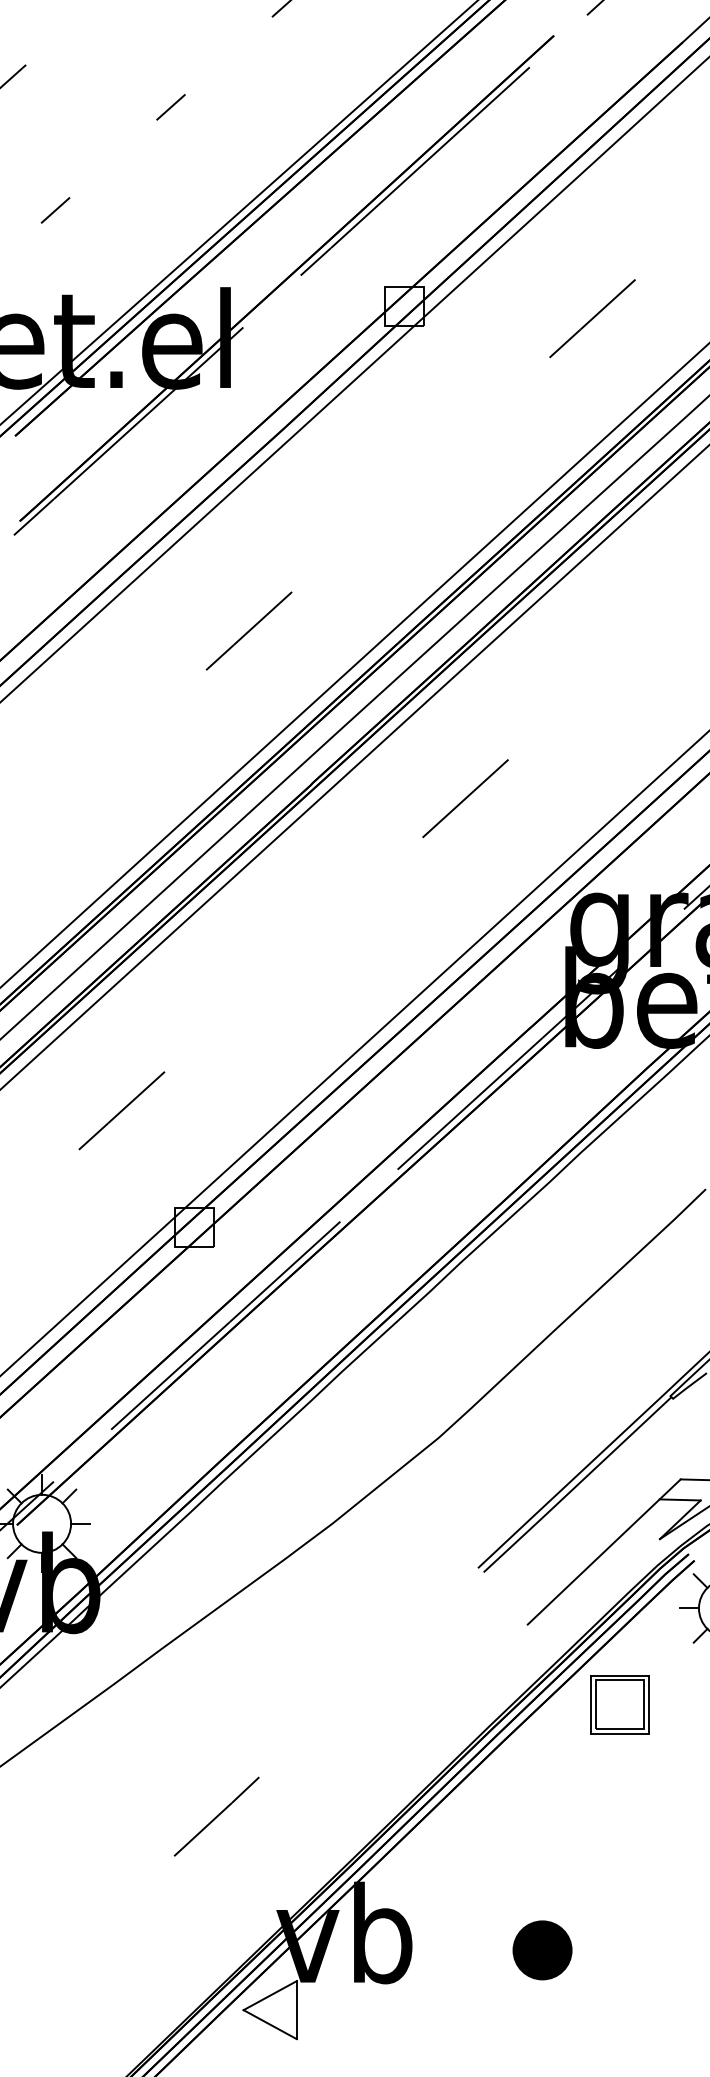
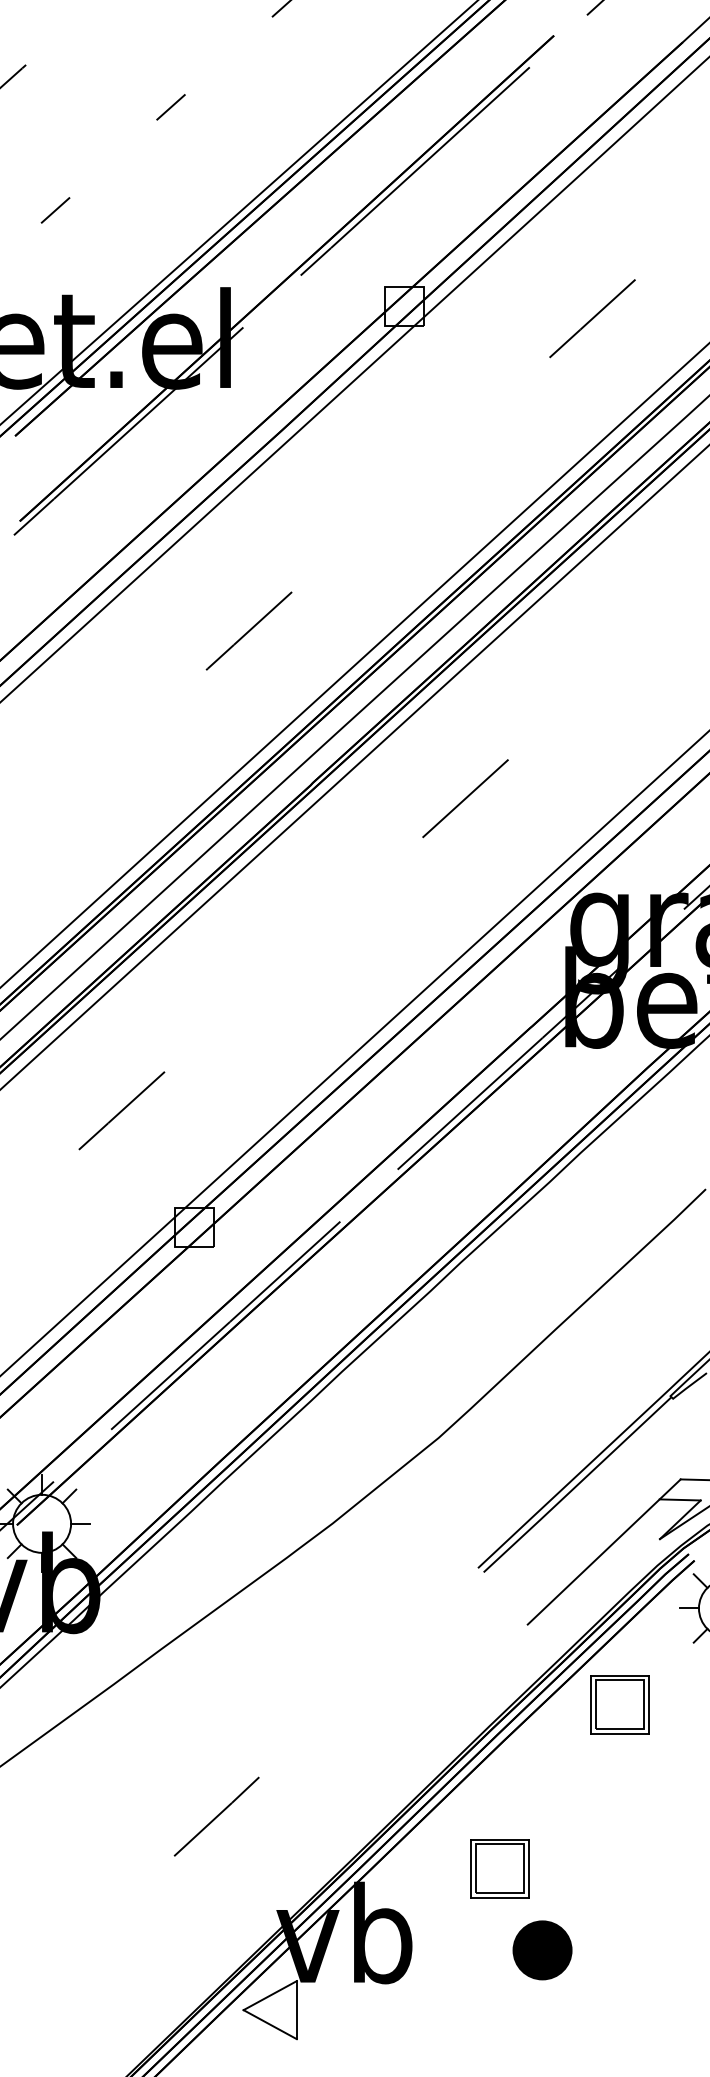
part: none -> present (499, 1868)
